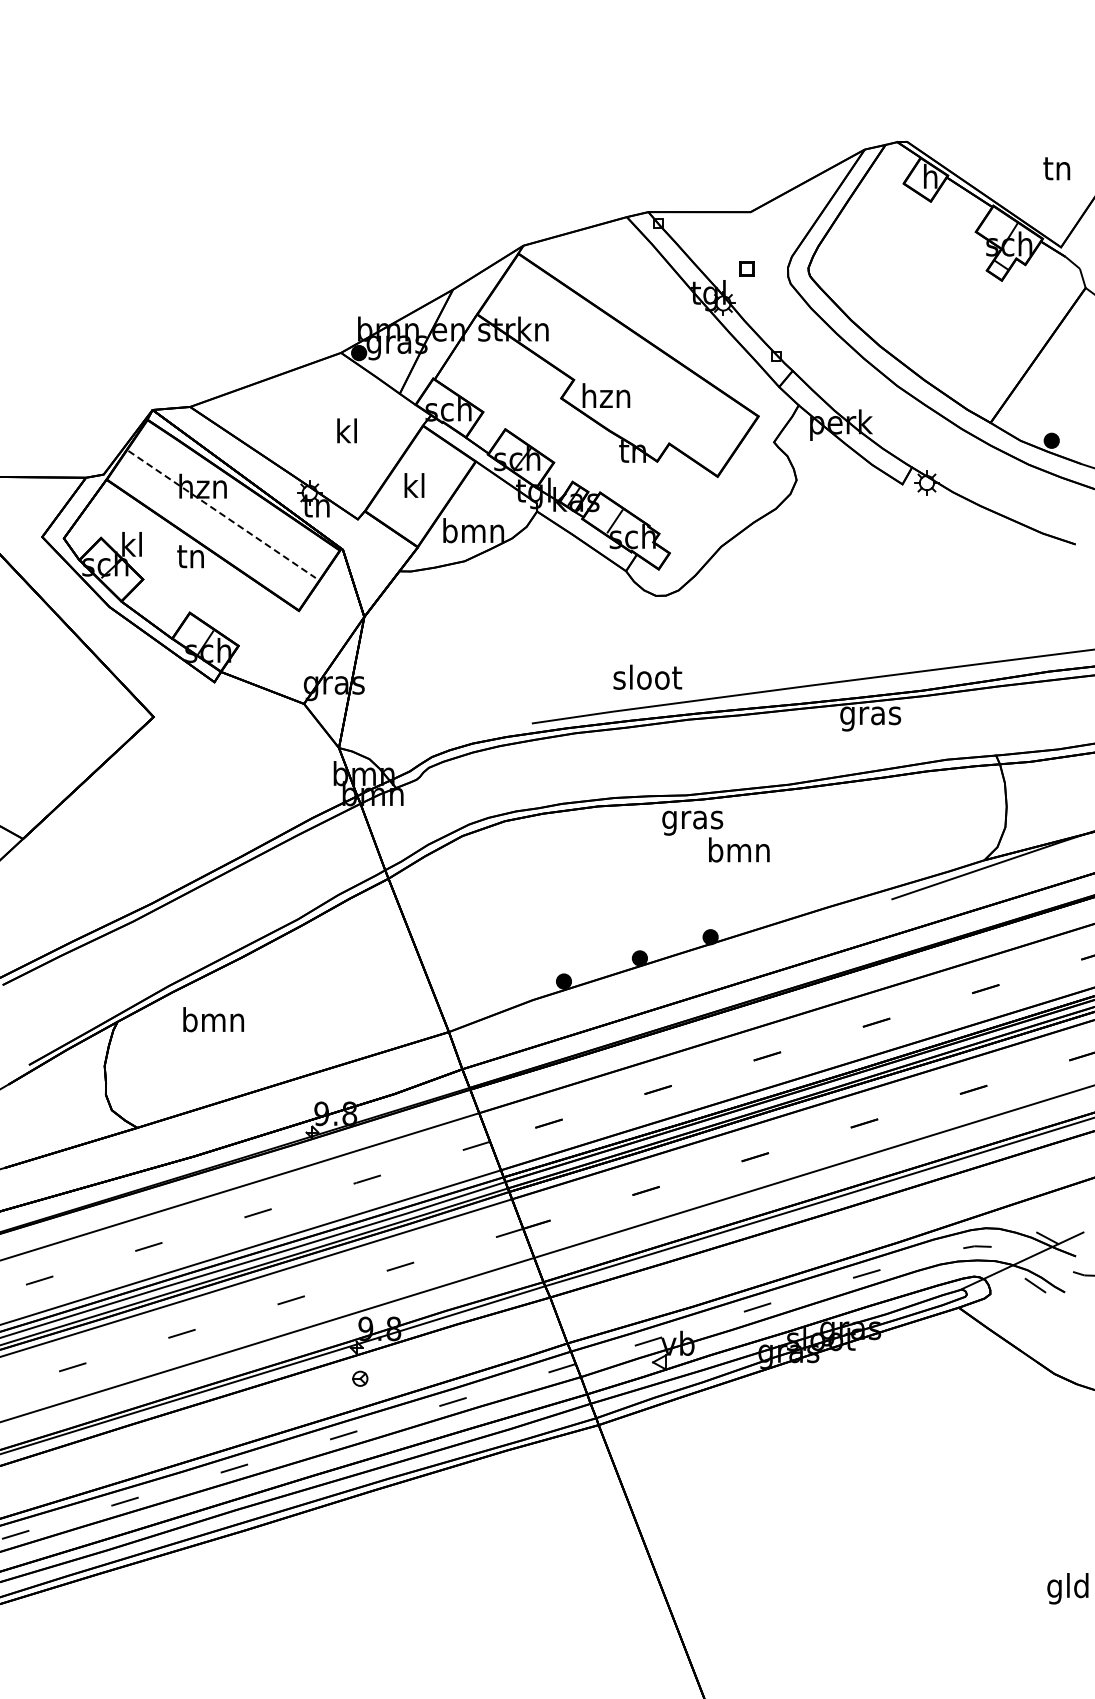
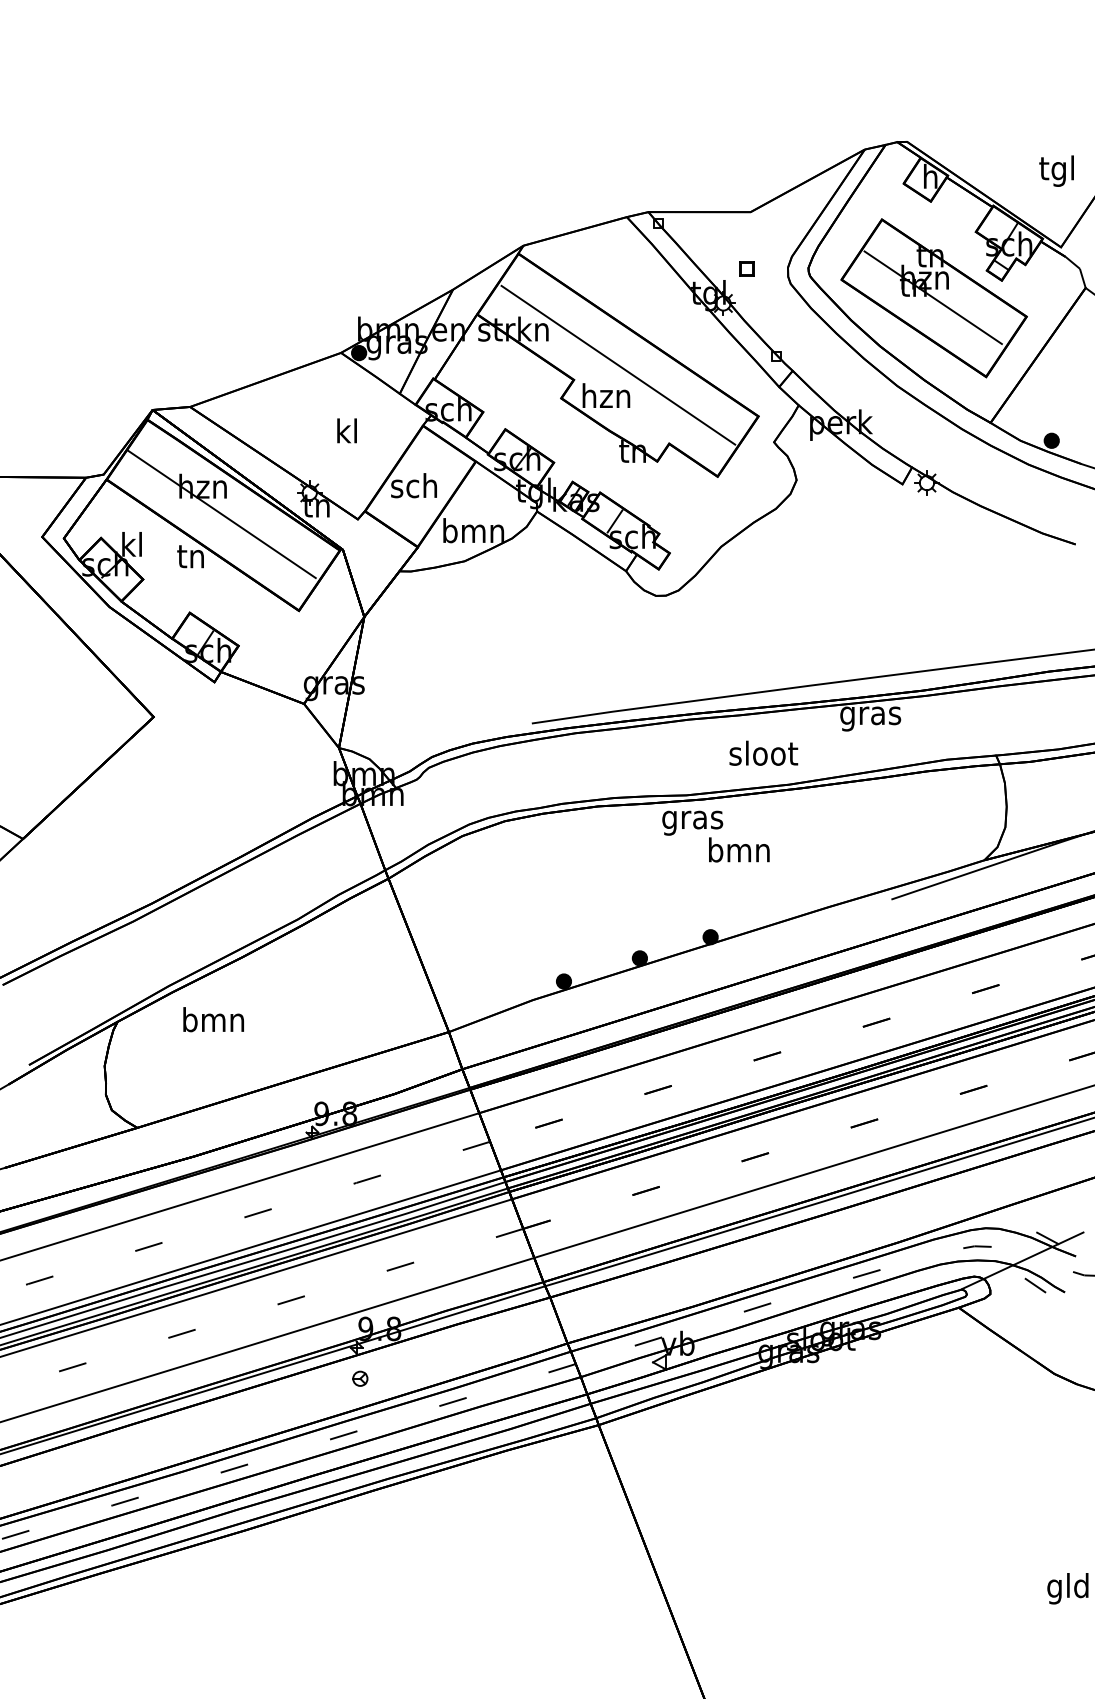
text: tn -> tgl (1056, 170)
part: none -> present (933, 298)
line: none -> present (618, 364)
text: kl -> sch (413, 485)
line: dashed -> solid (222, 514)
text position: (647, 676) -> (763, 752) (763, 752)
